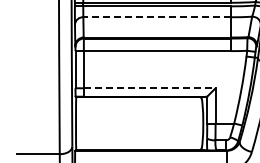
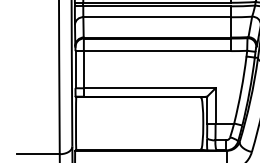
line: dashed -> solid (156, 17)
line: dashed -> solid (149, 88)
